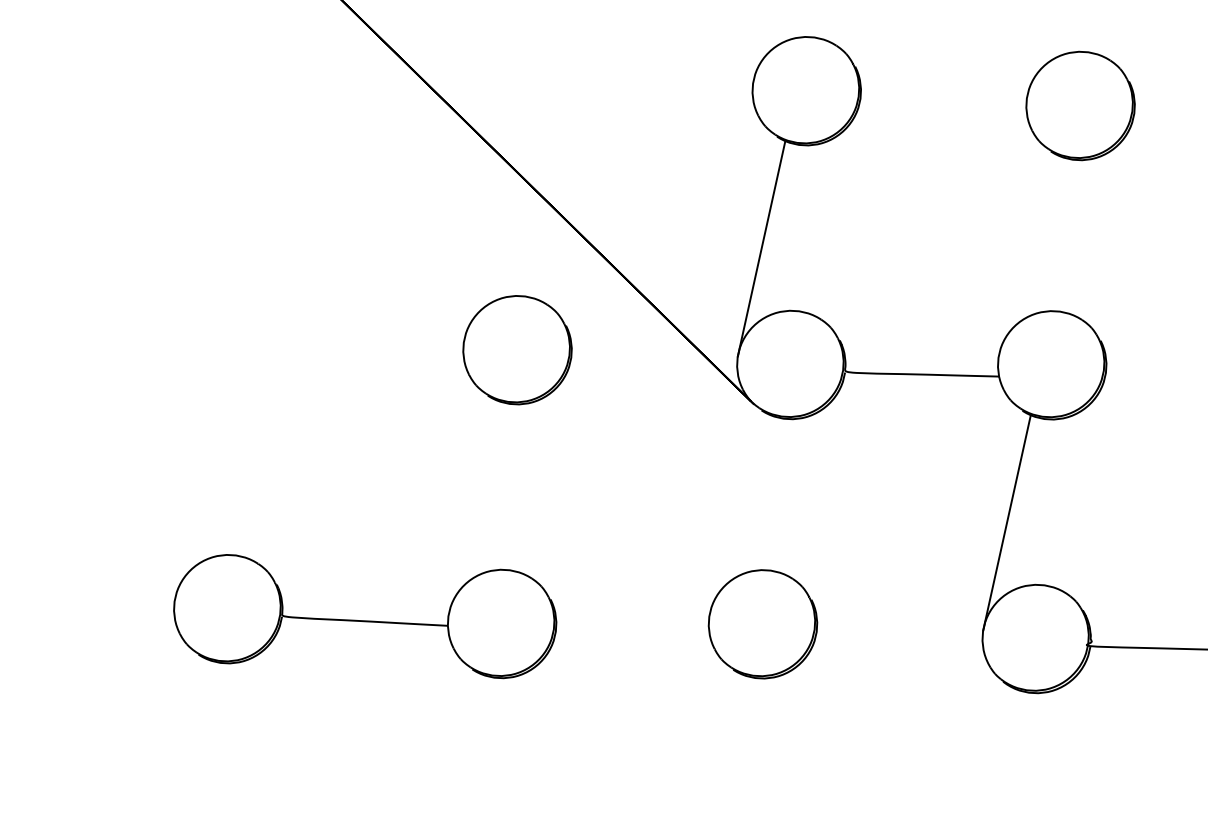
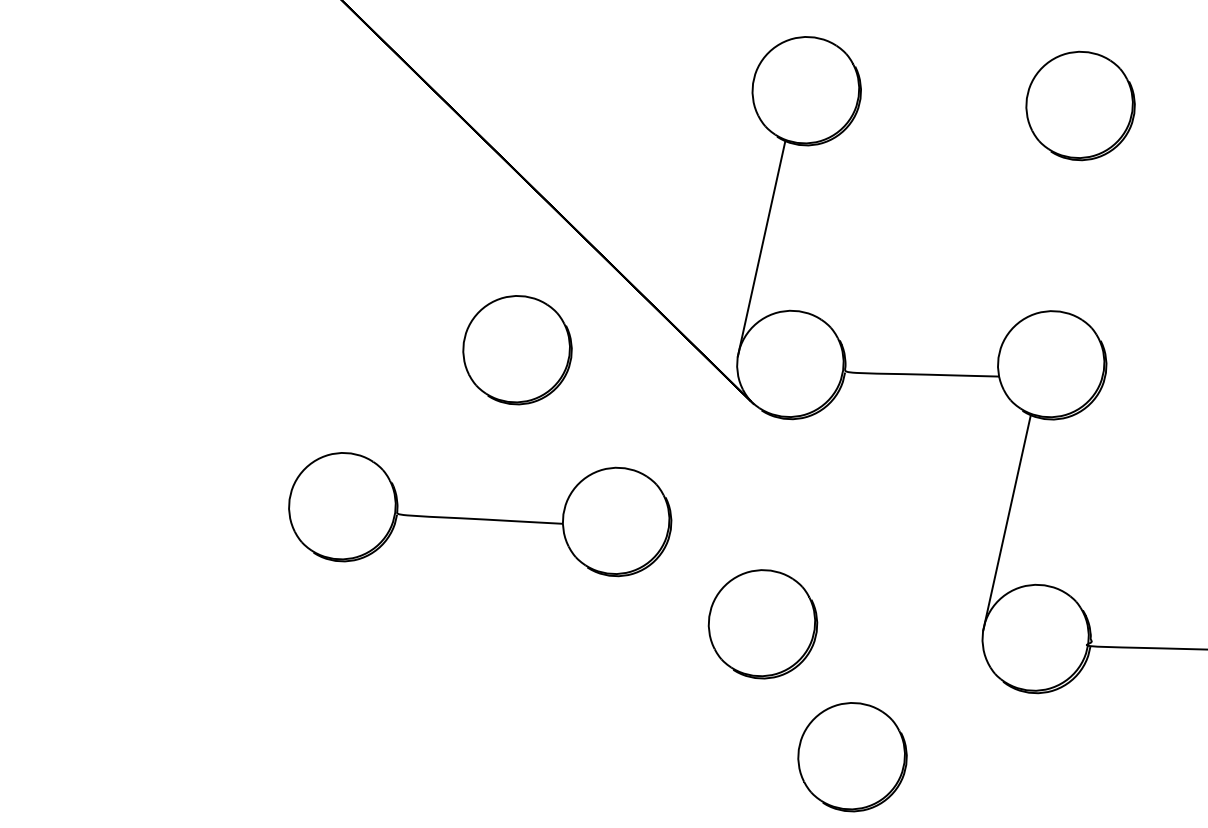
part position: (365, 616) -> (480, 514) (480, 514)
part: none -> present (852, 757)
